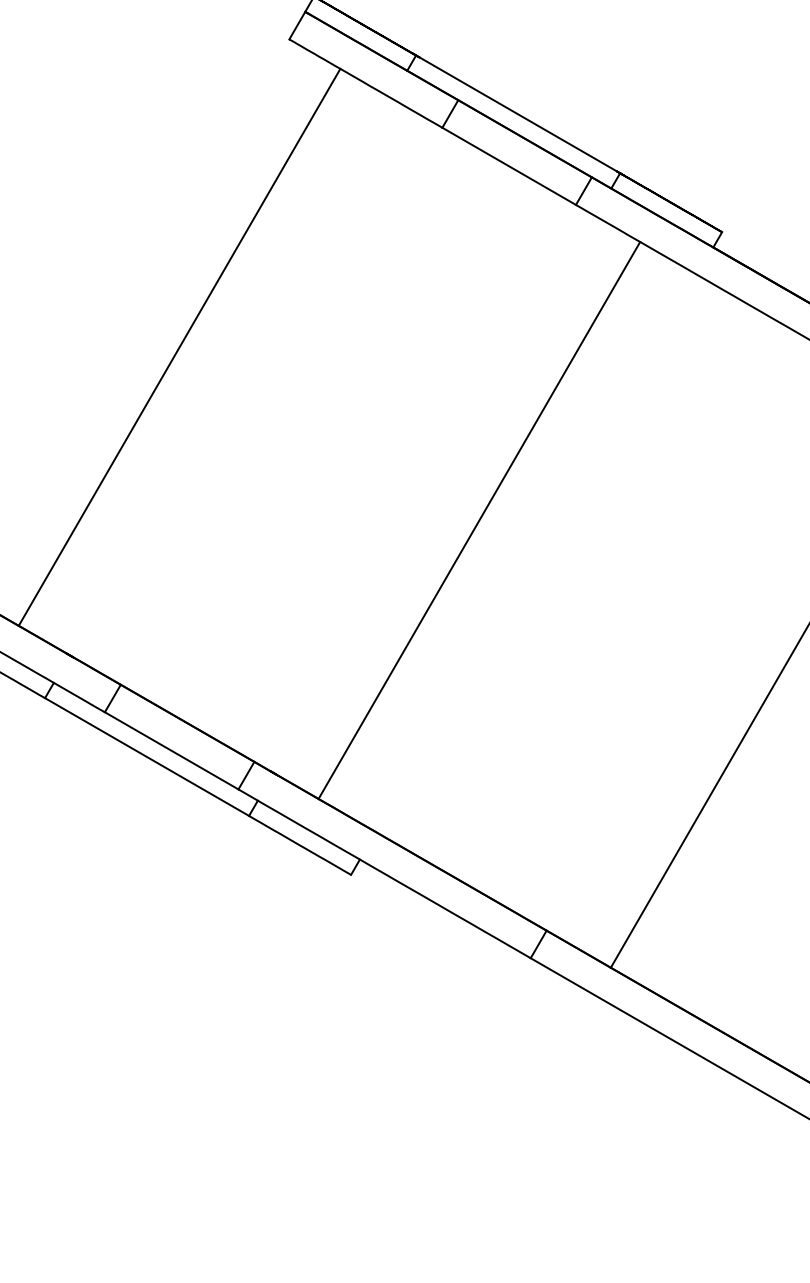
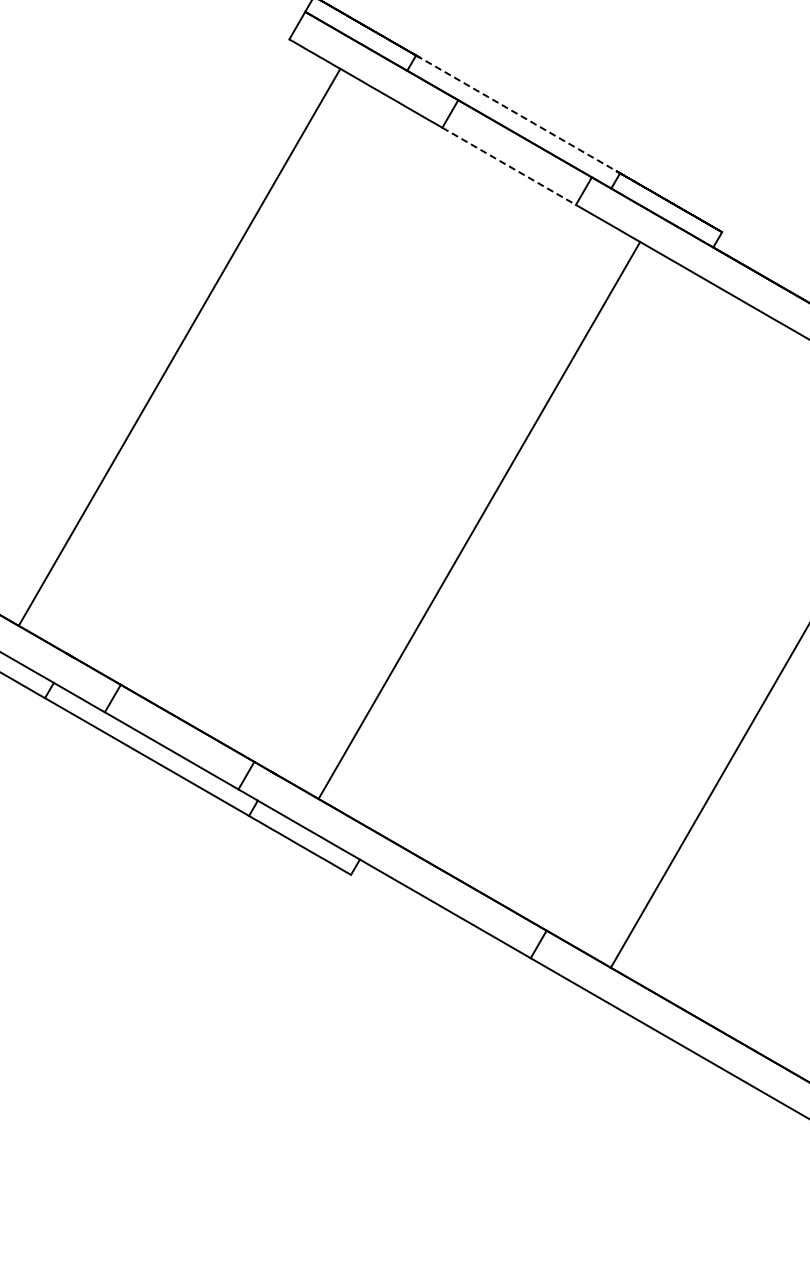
line: solid -> dashed (518, 114)
line: solid -> dashed (509, 166)
